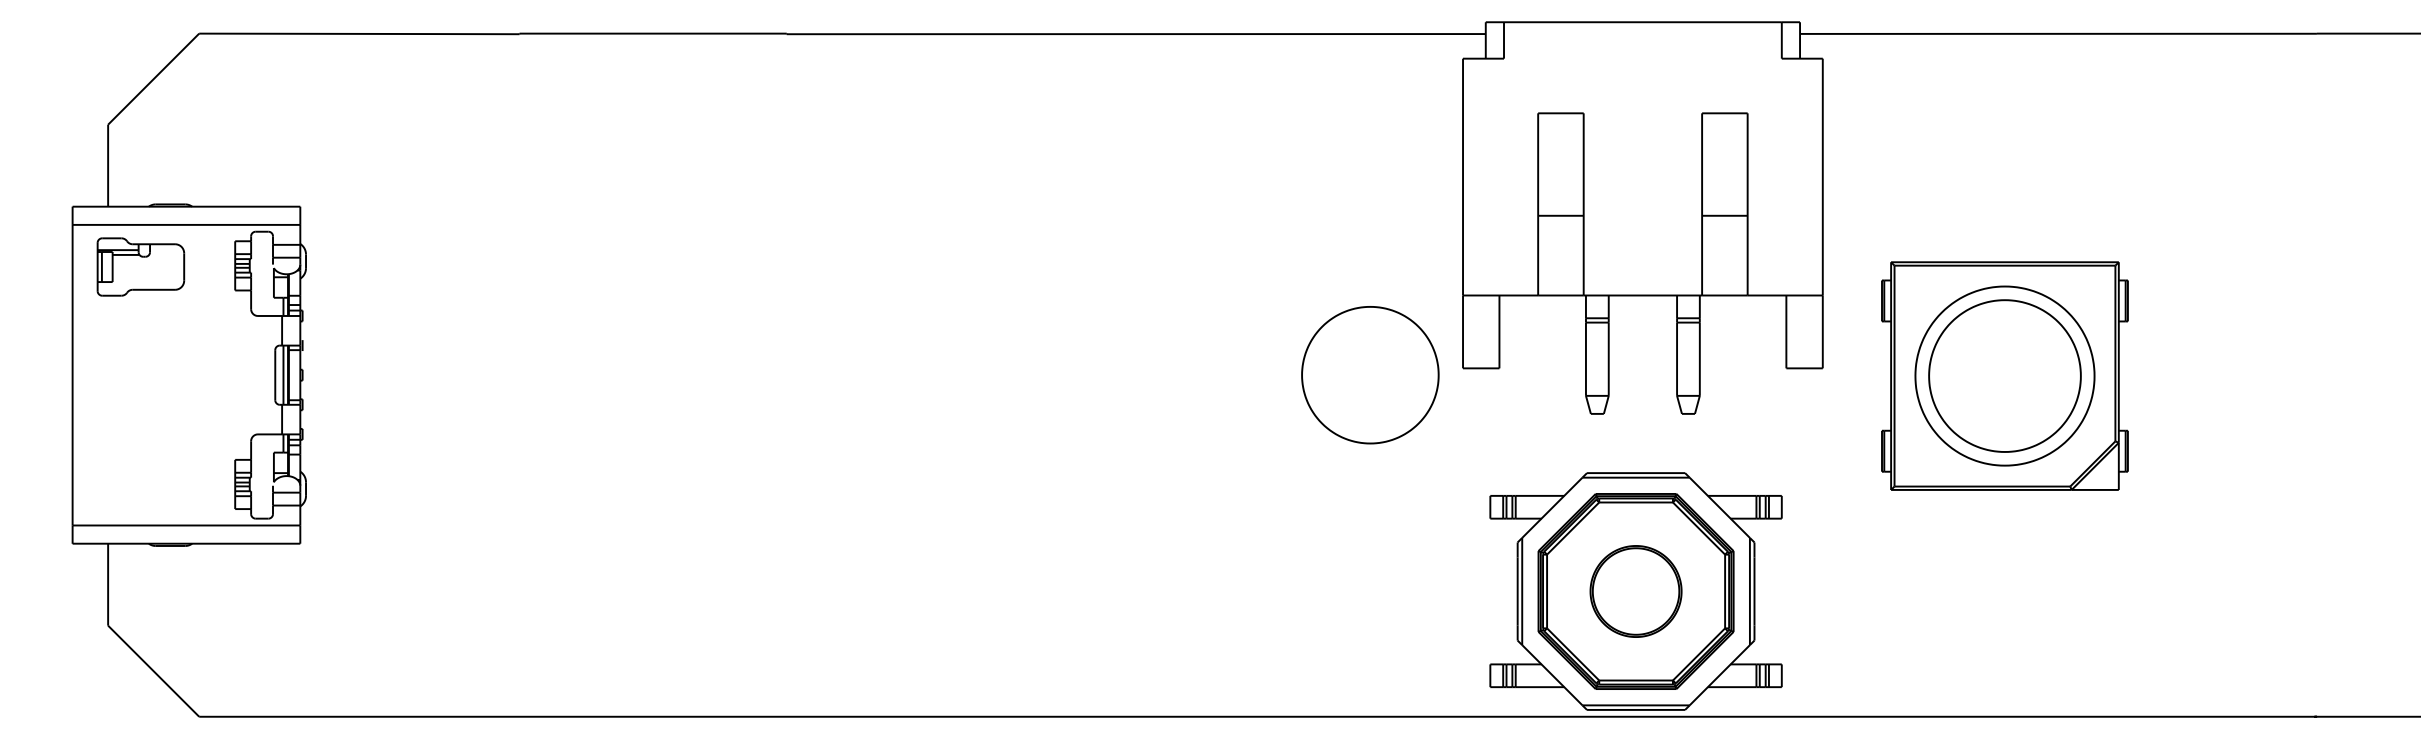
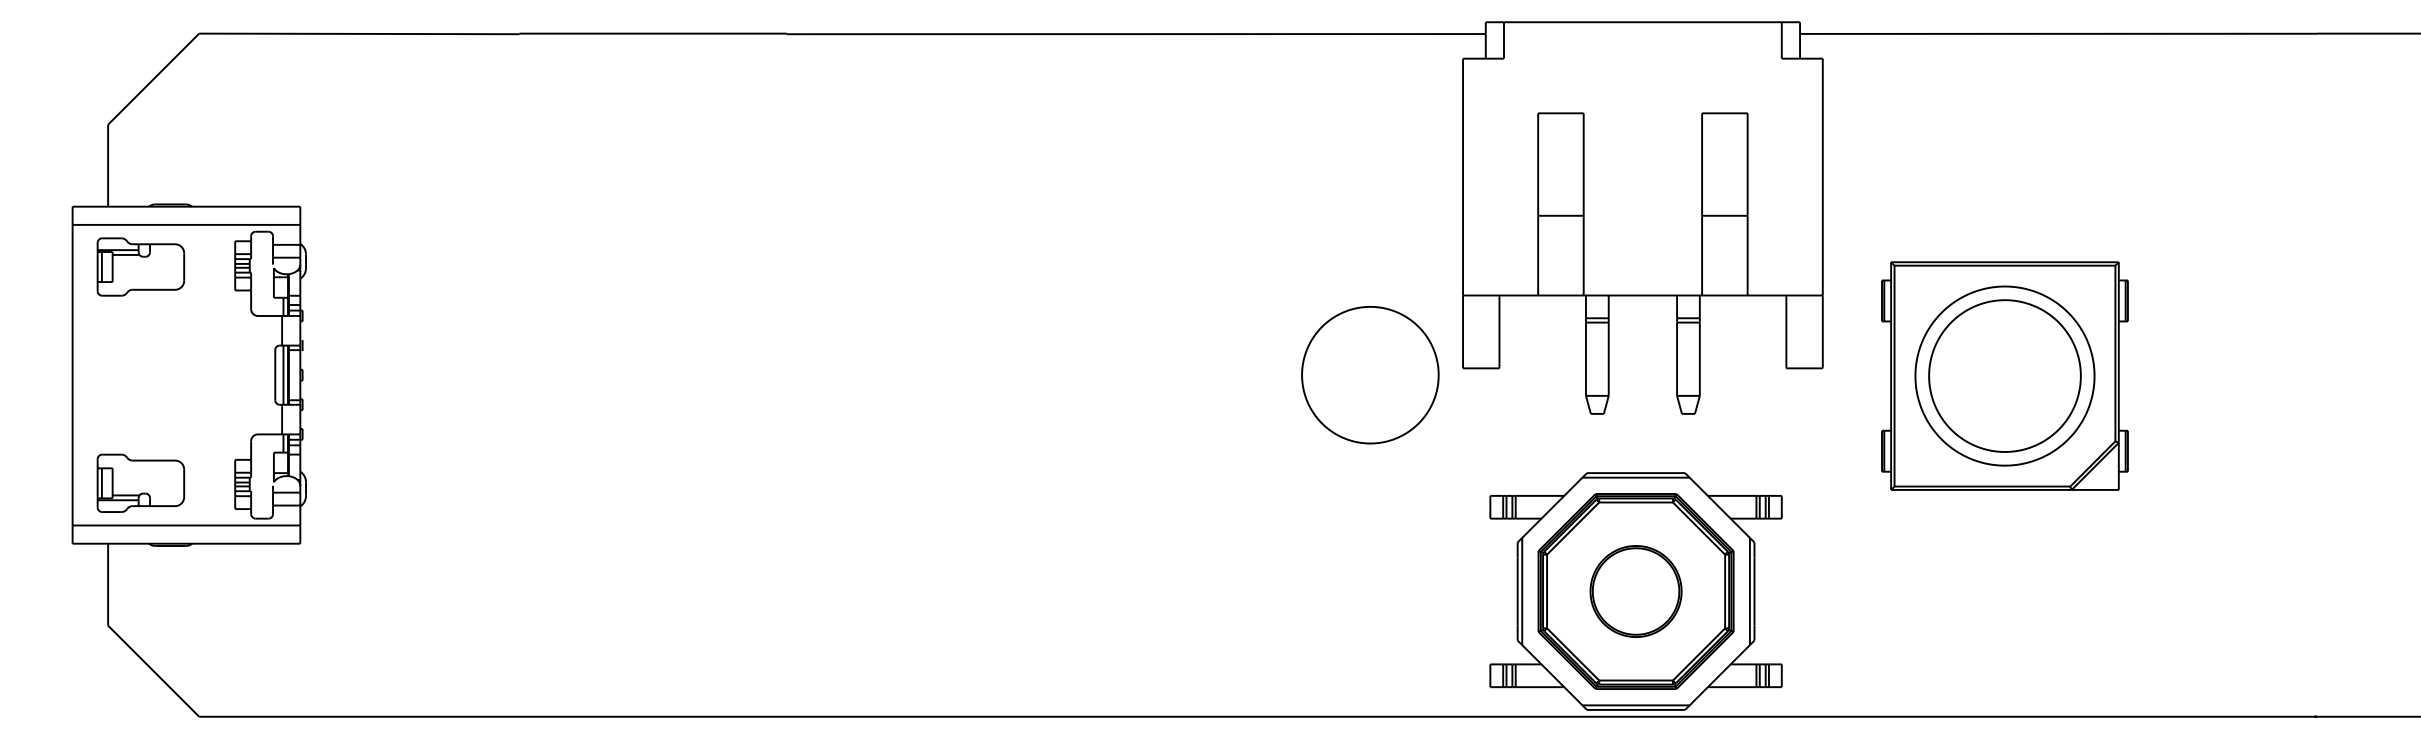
part: none -> present (140, 482)
